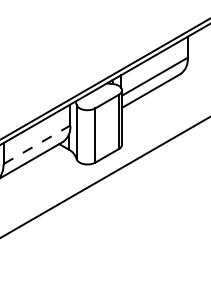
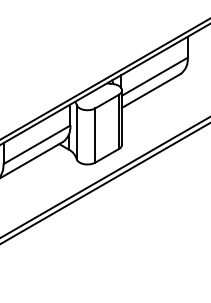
line: dashed -> solid (37, 144)
line: none -> present (104, 183)
